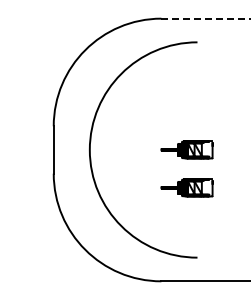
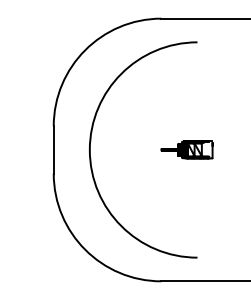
line: dashed -> solid (206, 18)
part: present -> none (186, 187)
